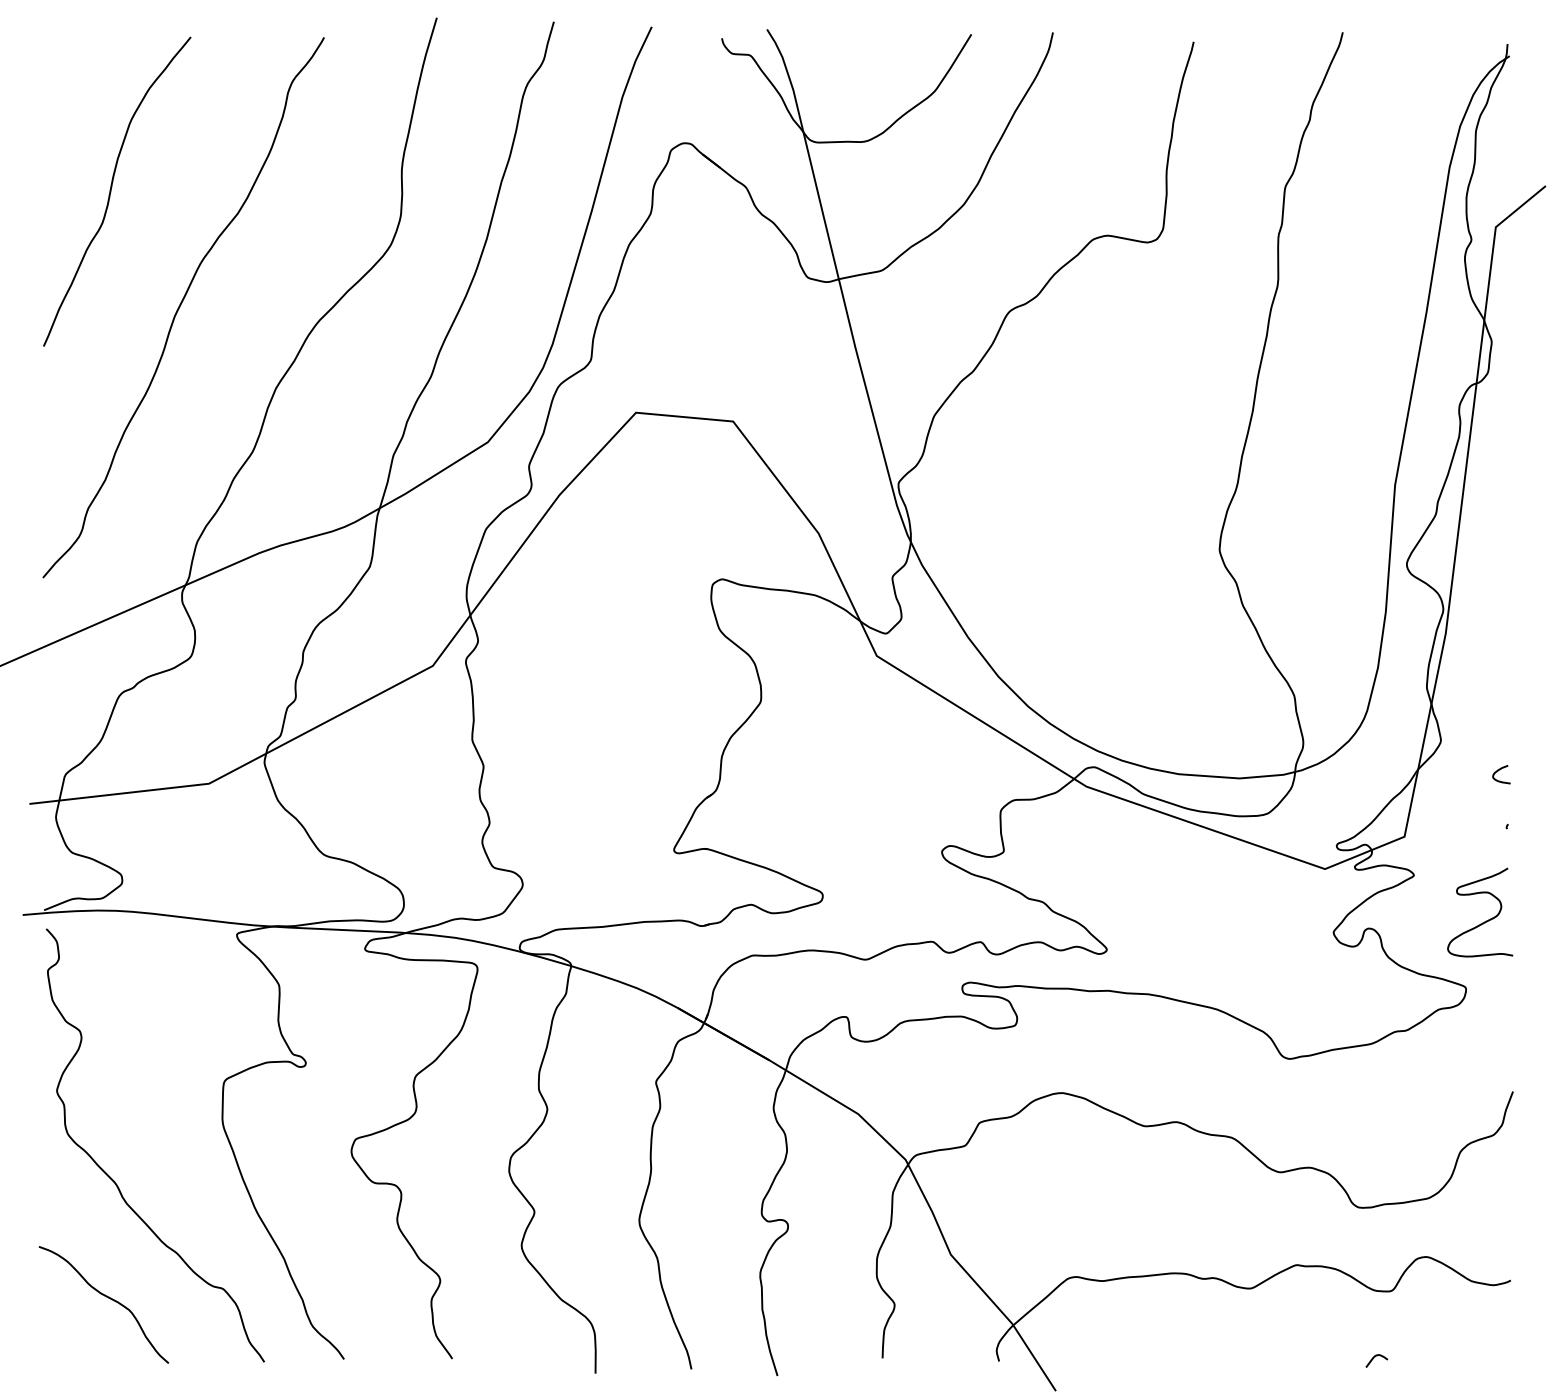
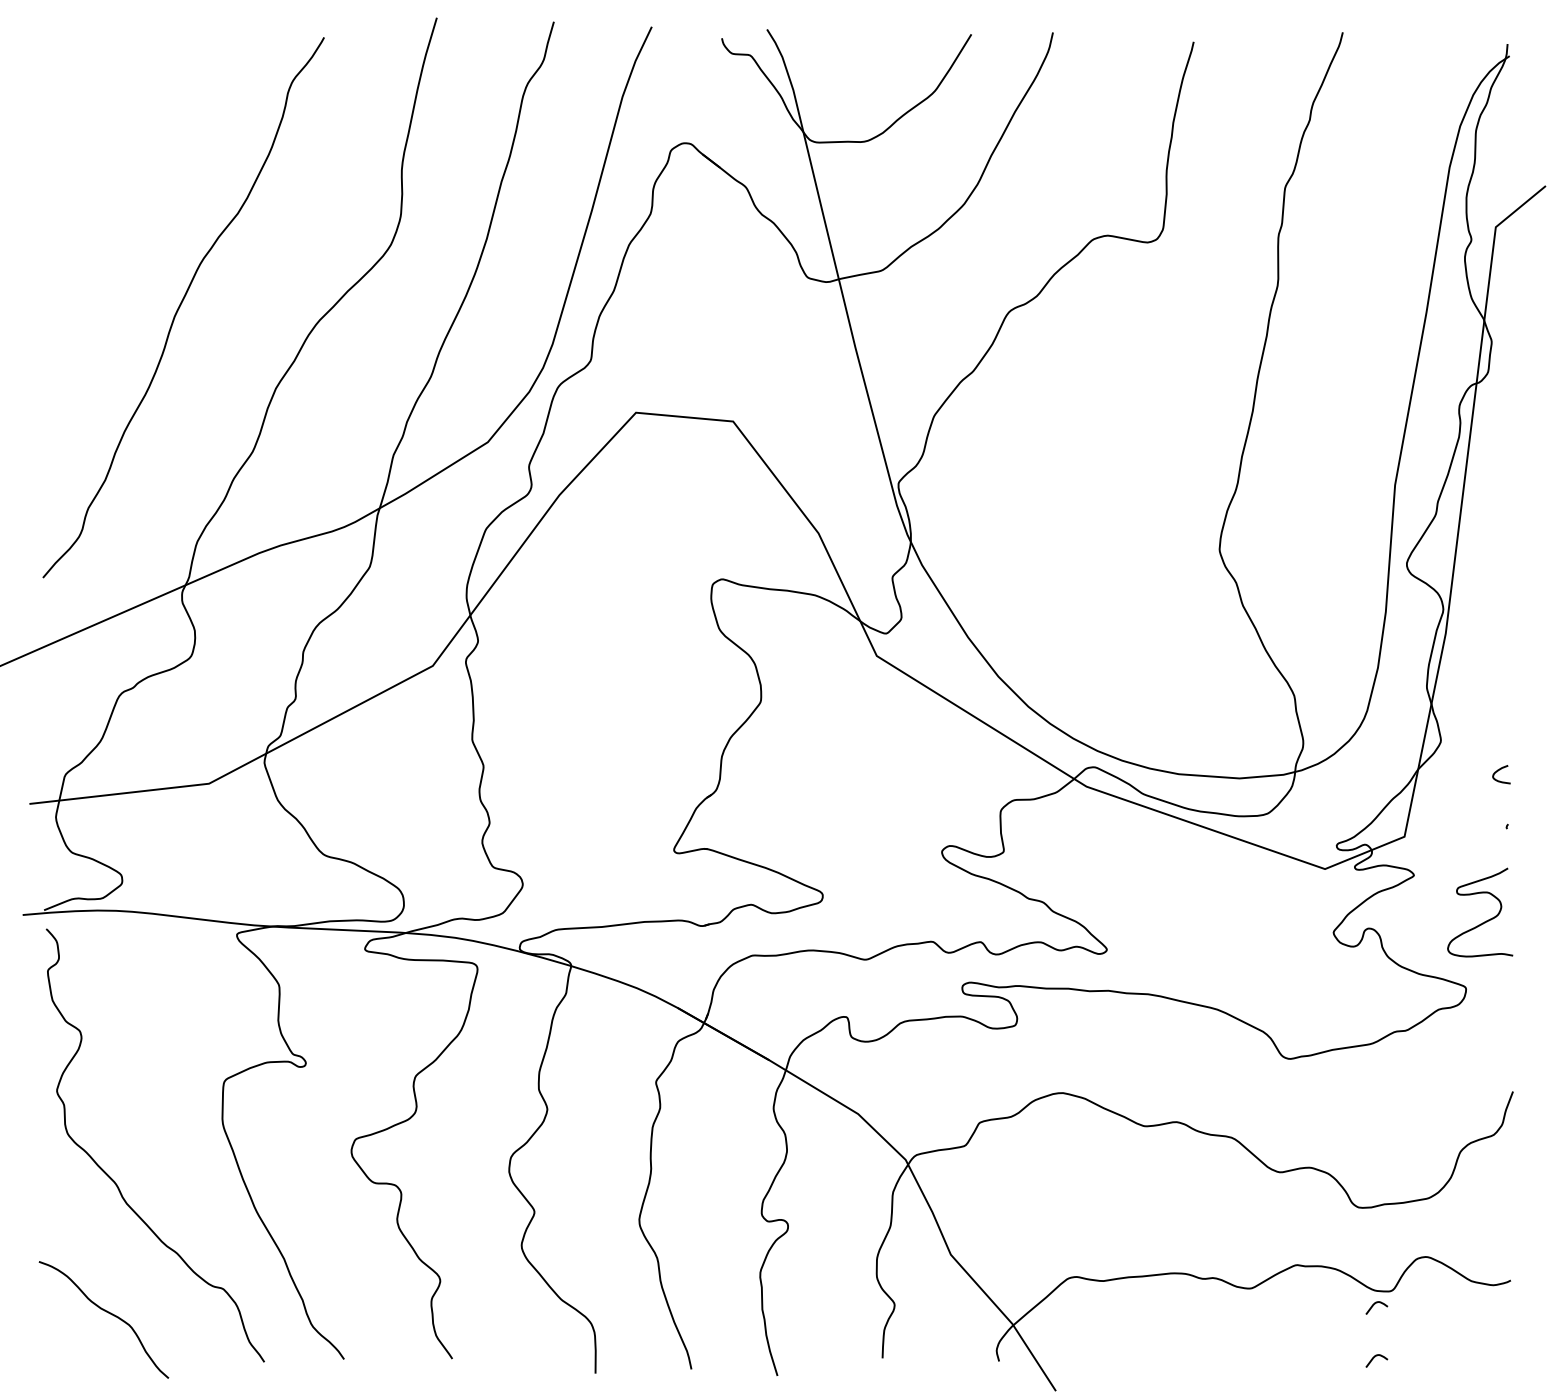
curve: present -> none (111, 191)
curve position: (106, 1297) -> (106, 1312) (106, 1312)
curve: none -> present (1374, 1305)
